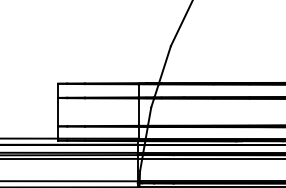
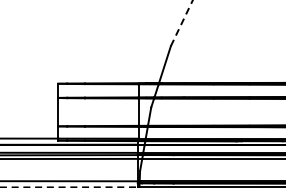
line: solid -> dashed (182, 22)
line: solid -> dashed (68, 187)
